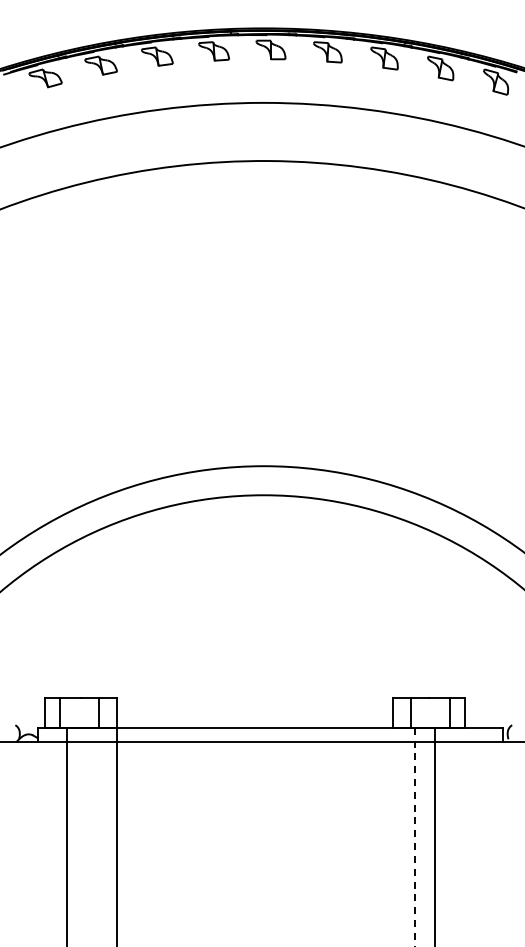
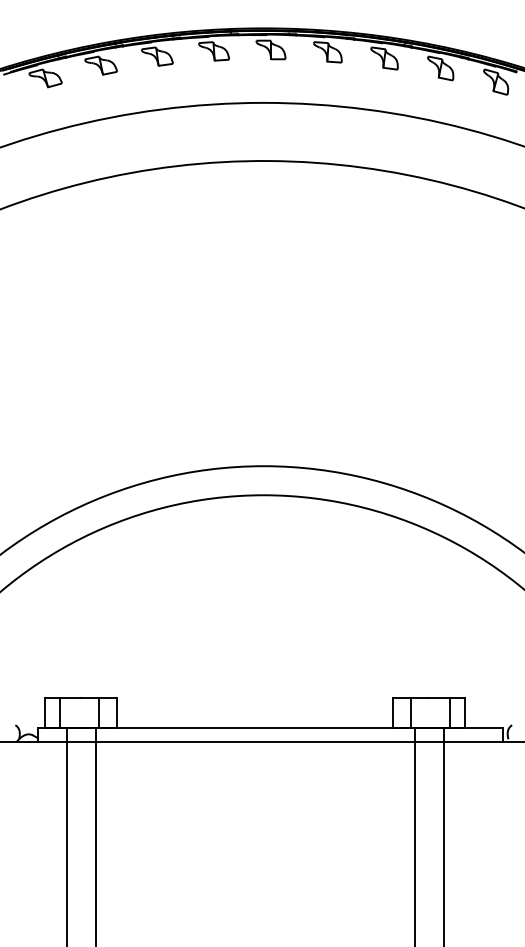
line position: (116, 835) -> (95, 835) (95, 835)
line position: (435, 835) -> (444, 835) (444, 835)
line: dashed -> solid (415, 837)
